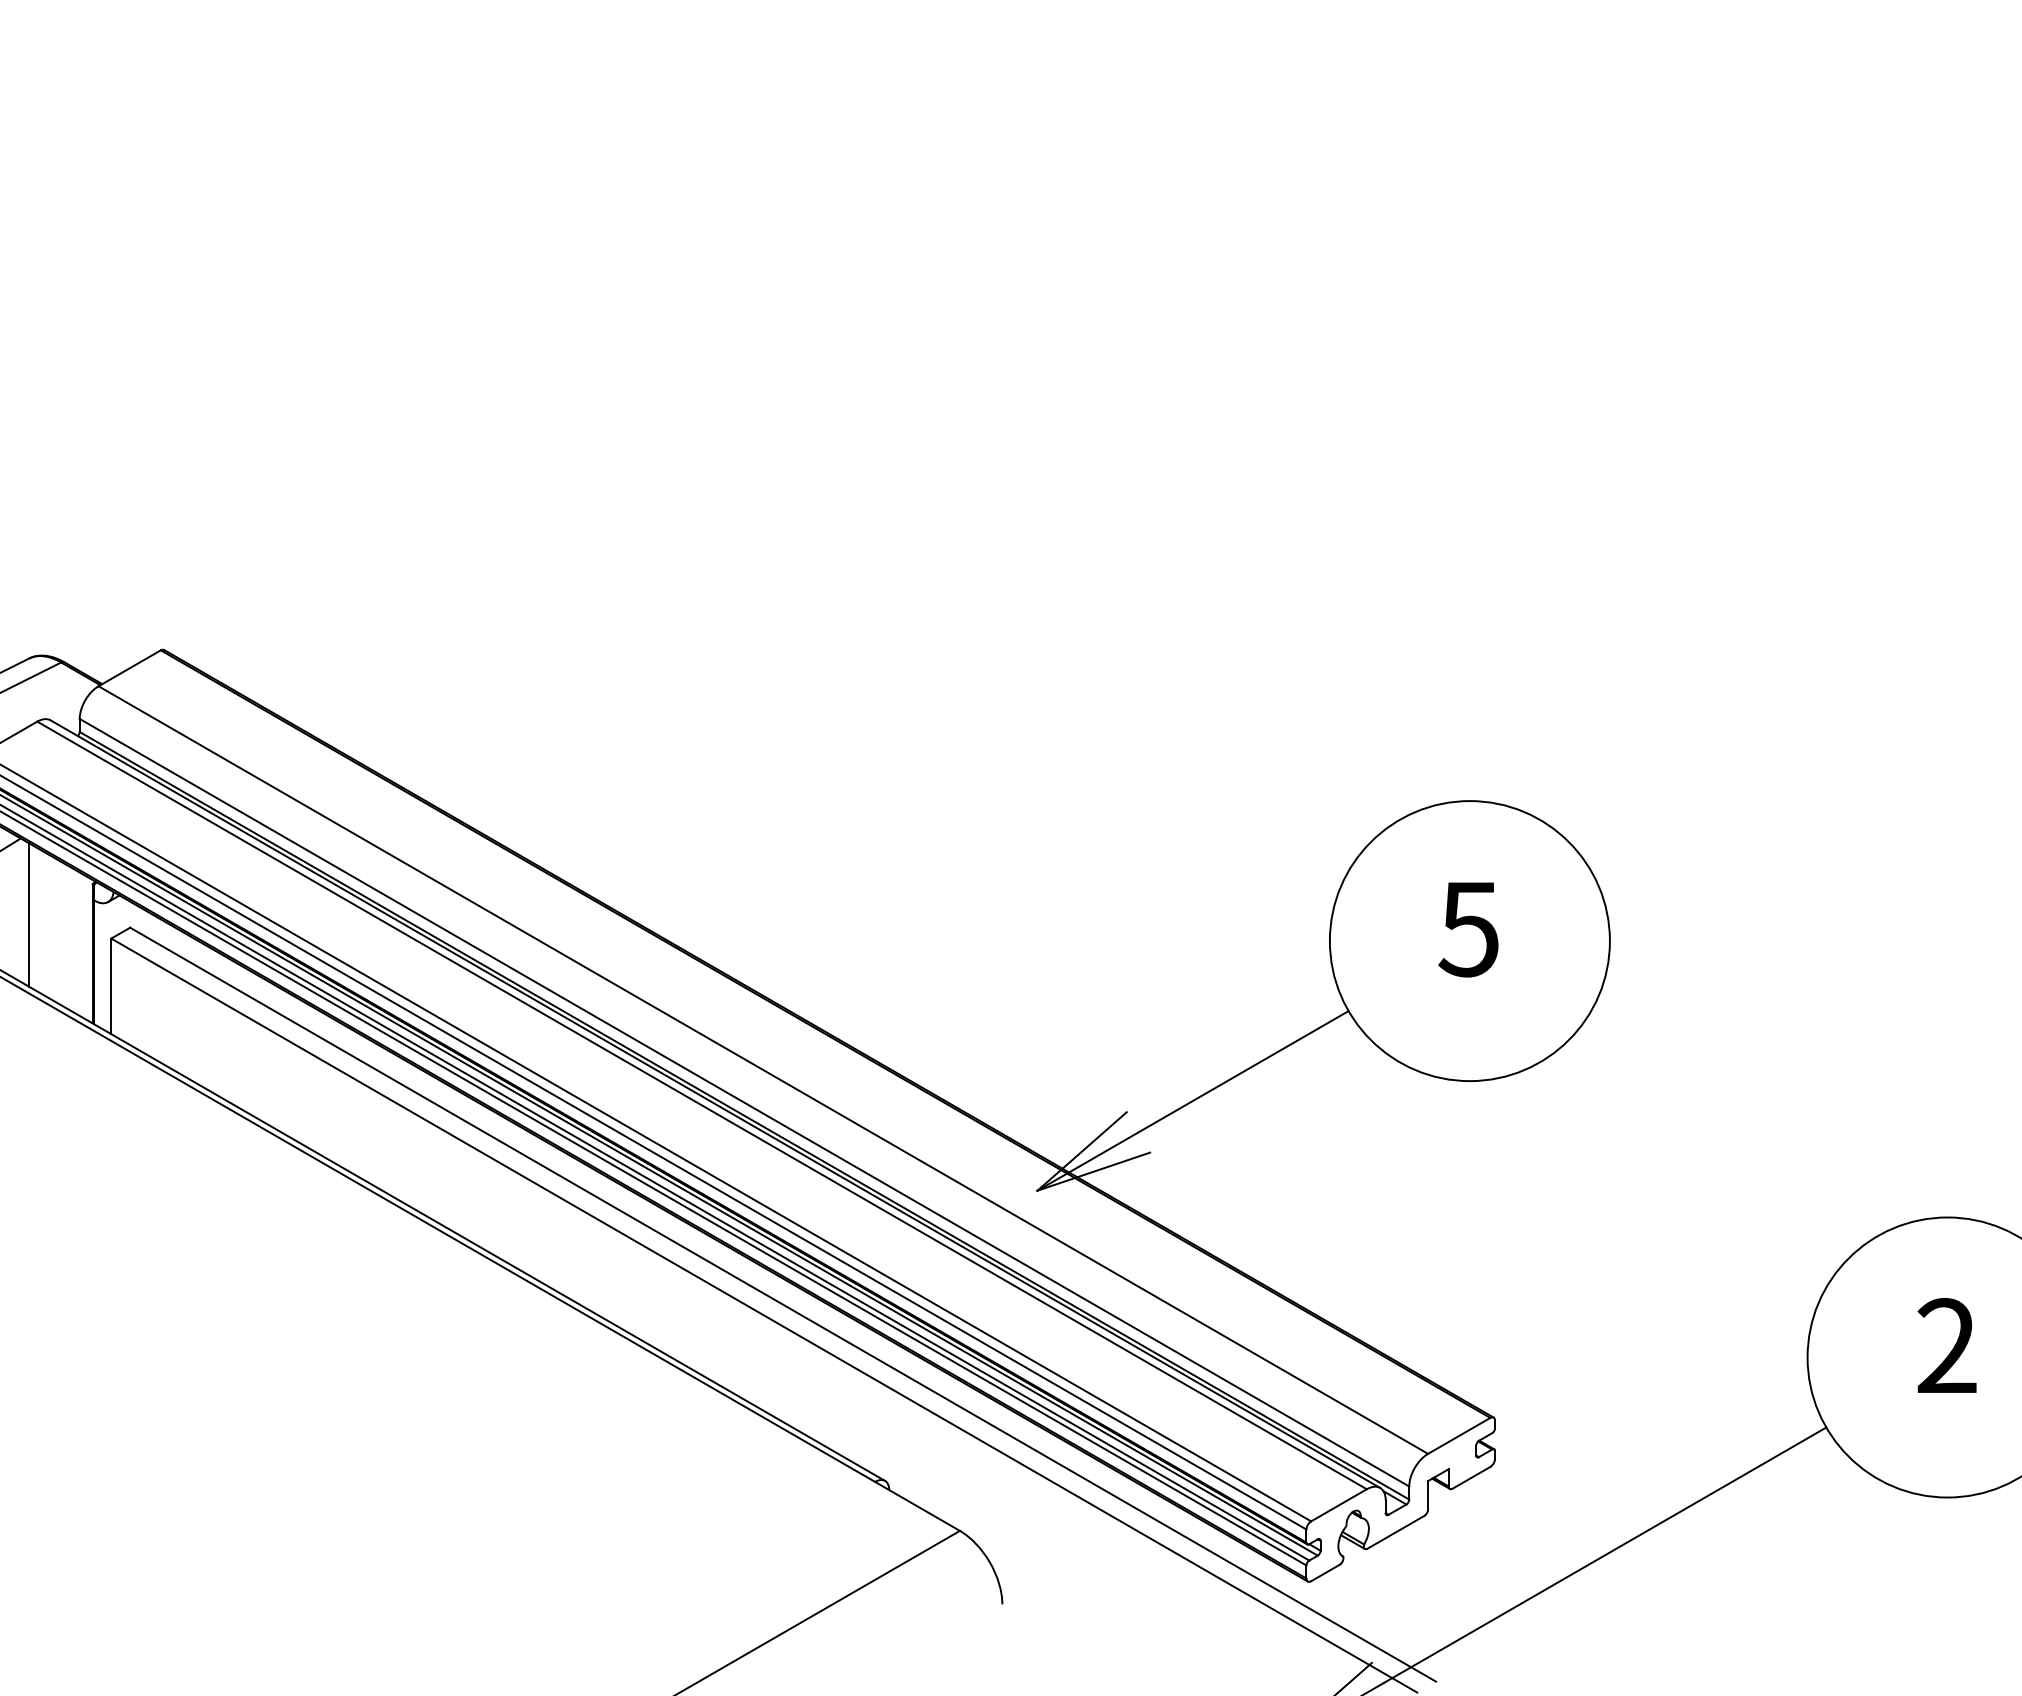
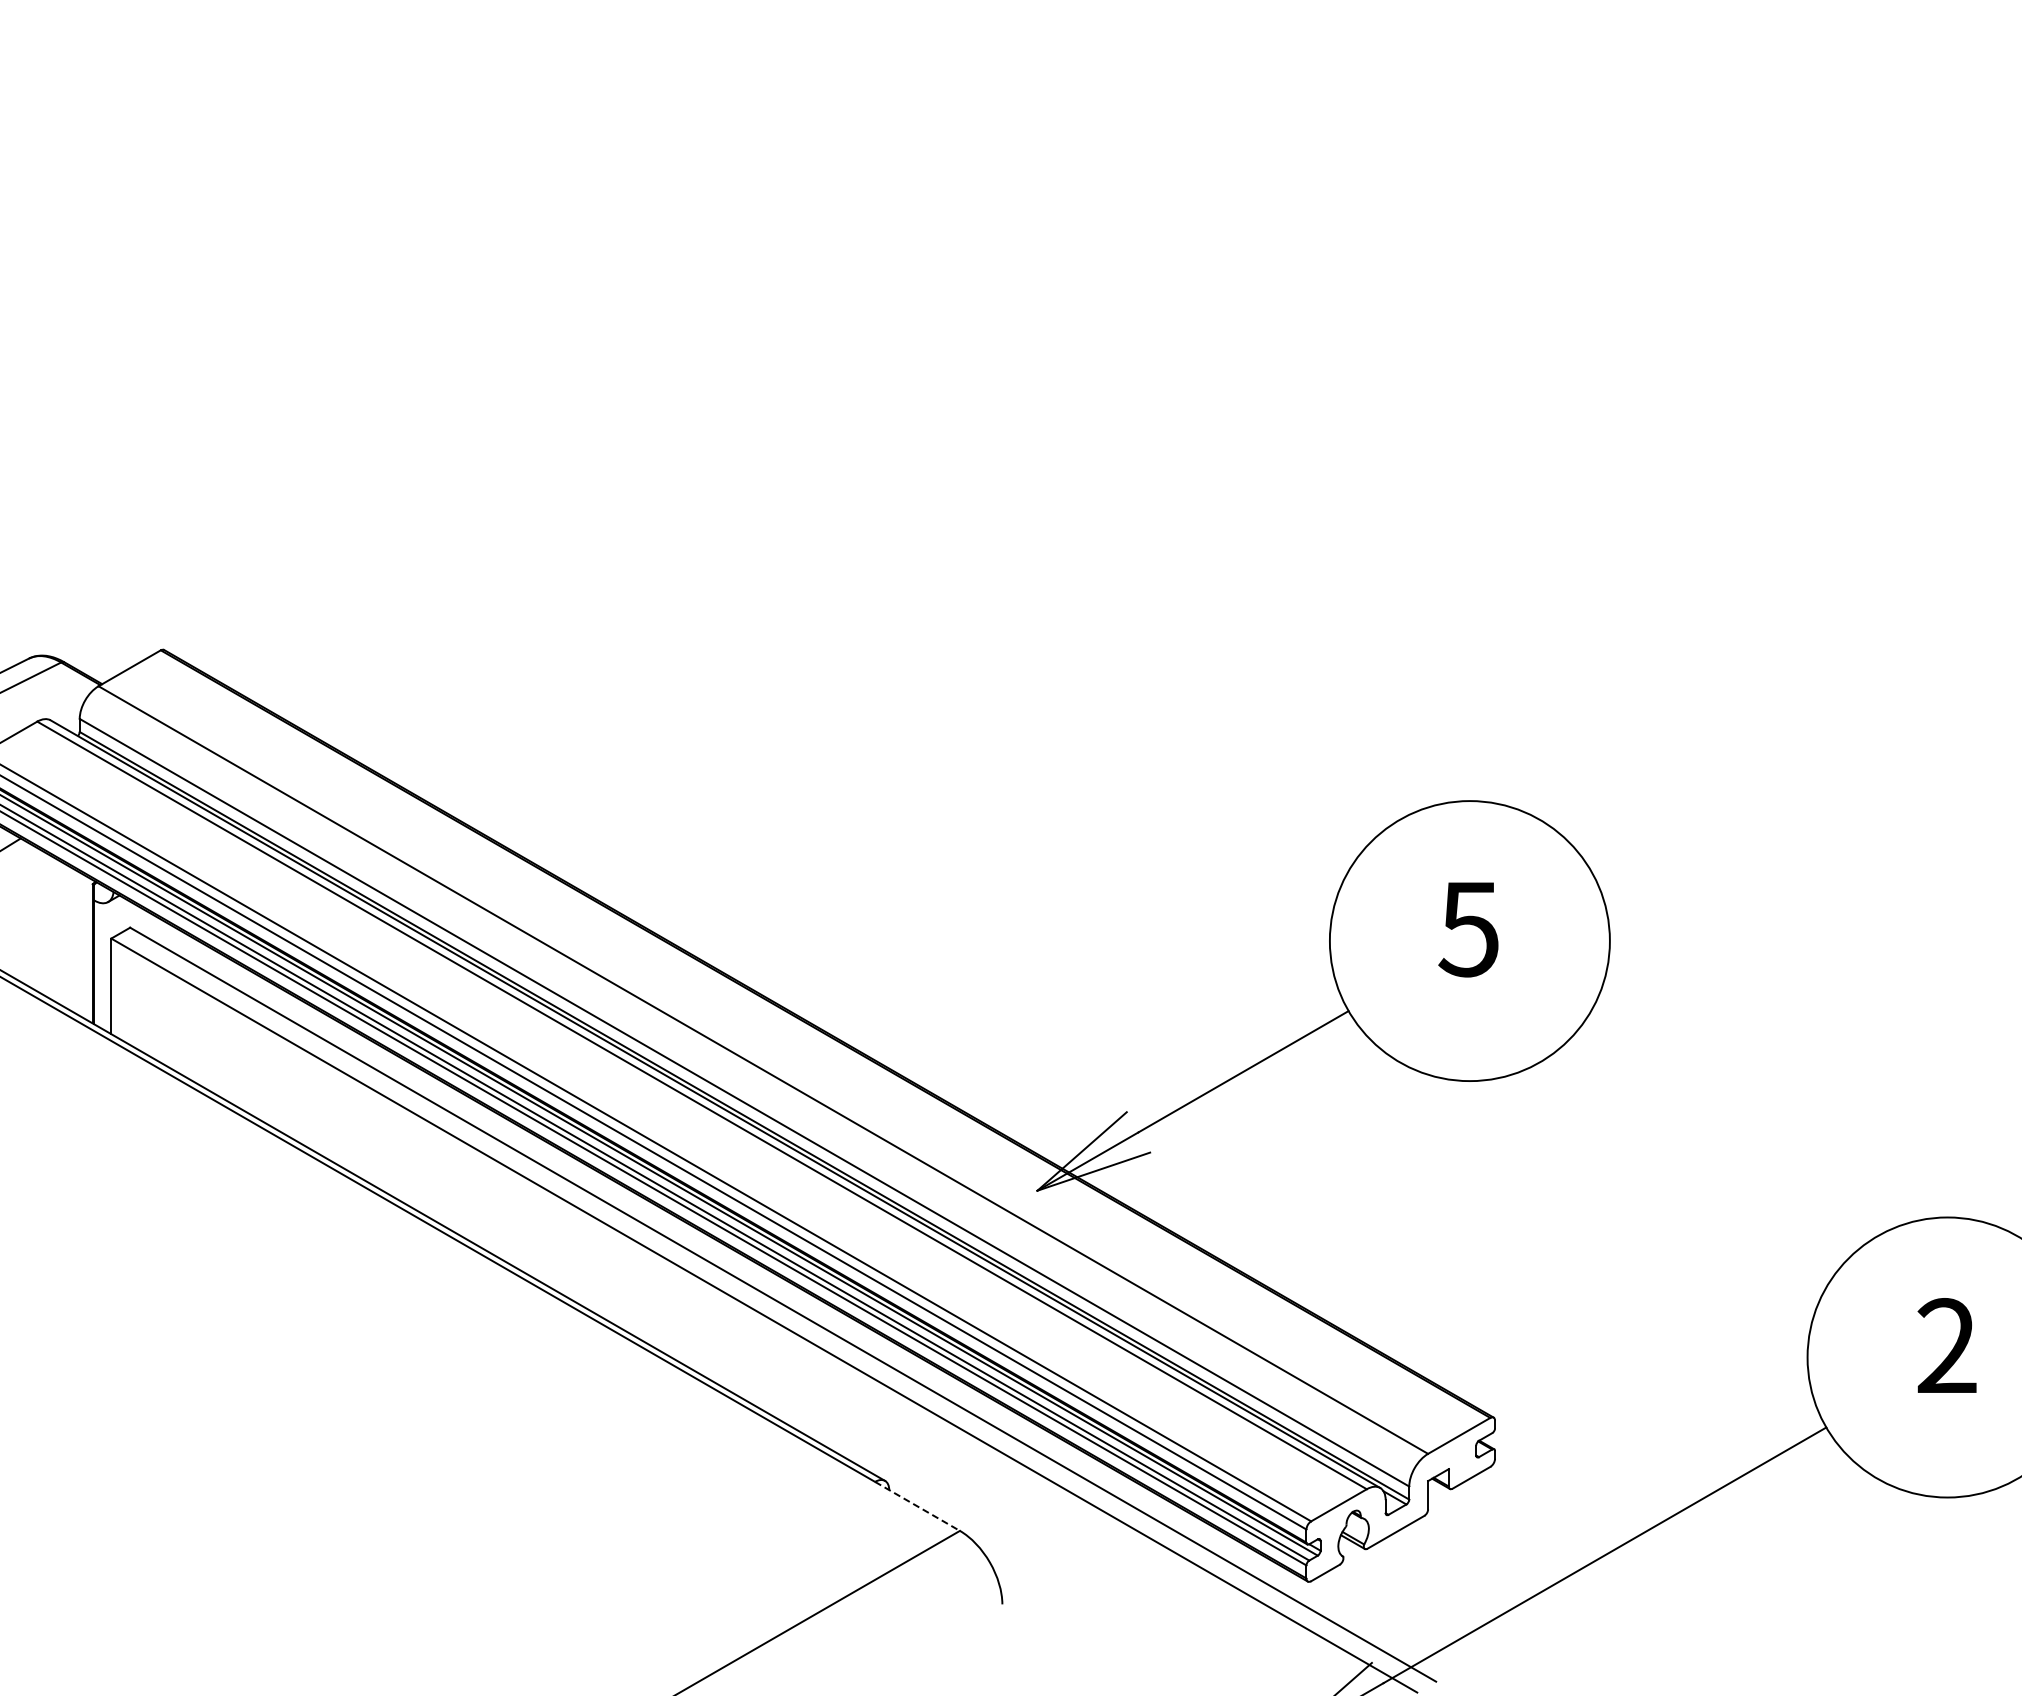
line: present -> none (28, 914)
line: solid -> dashed (917, 1506)
